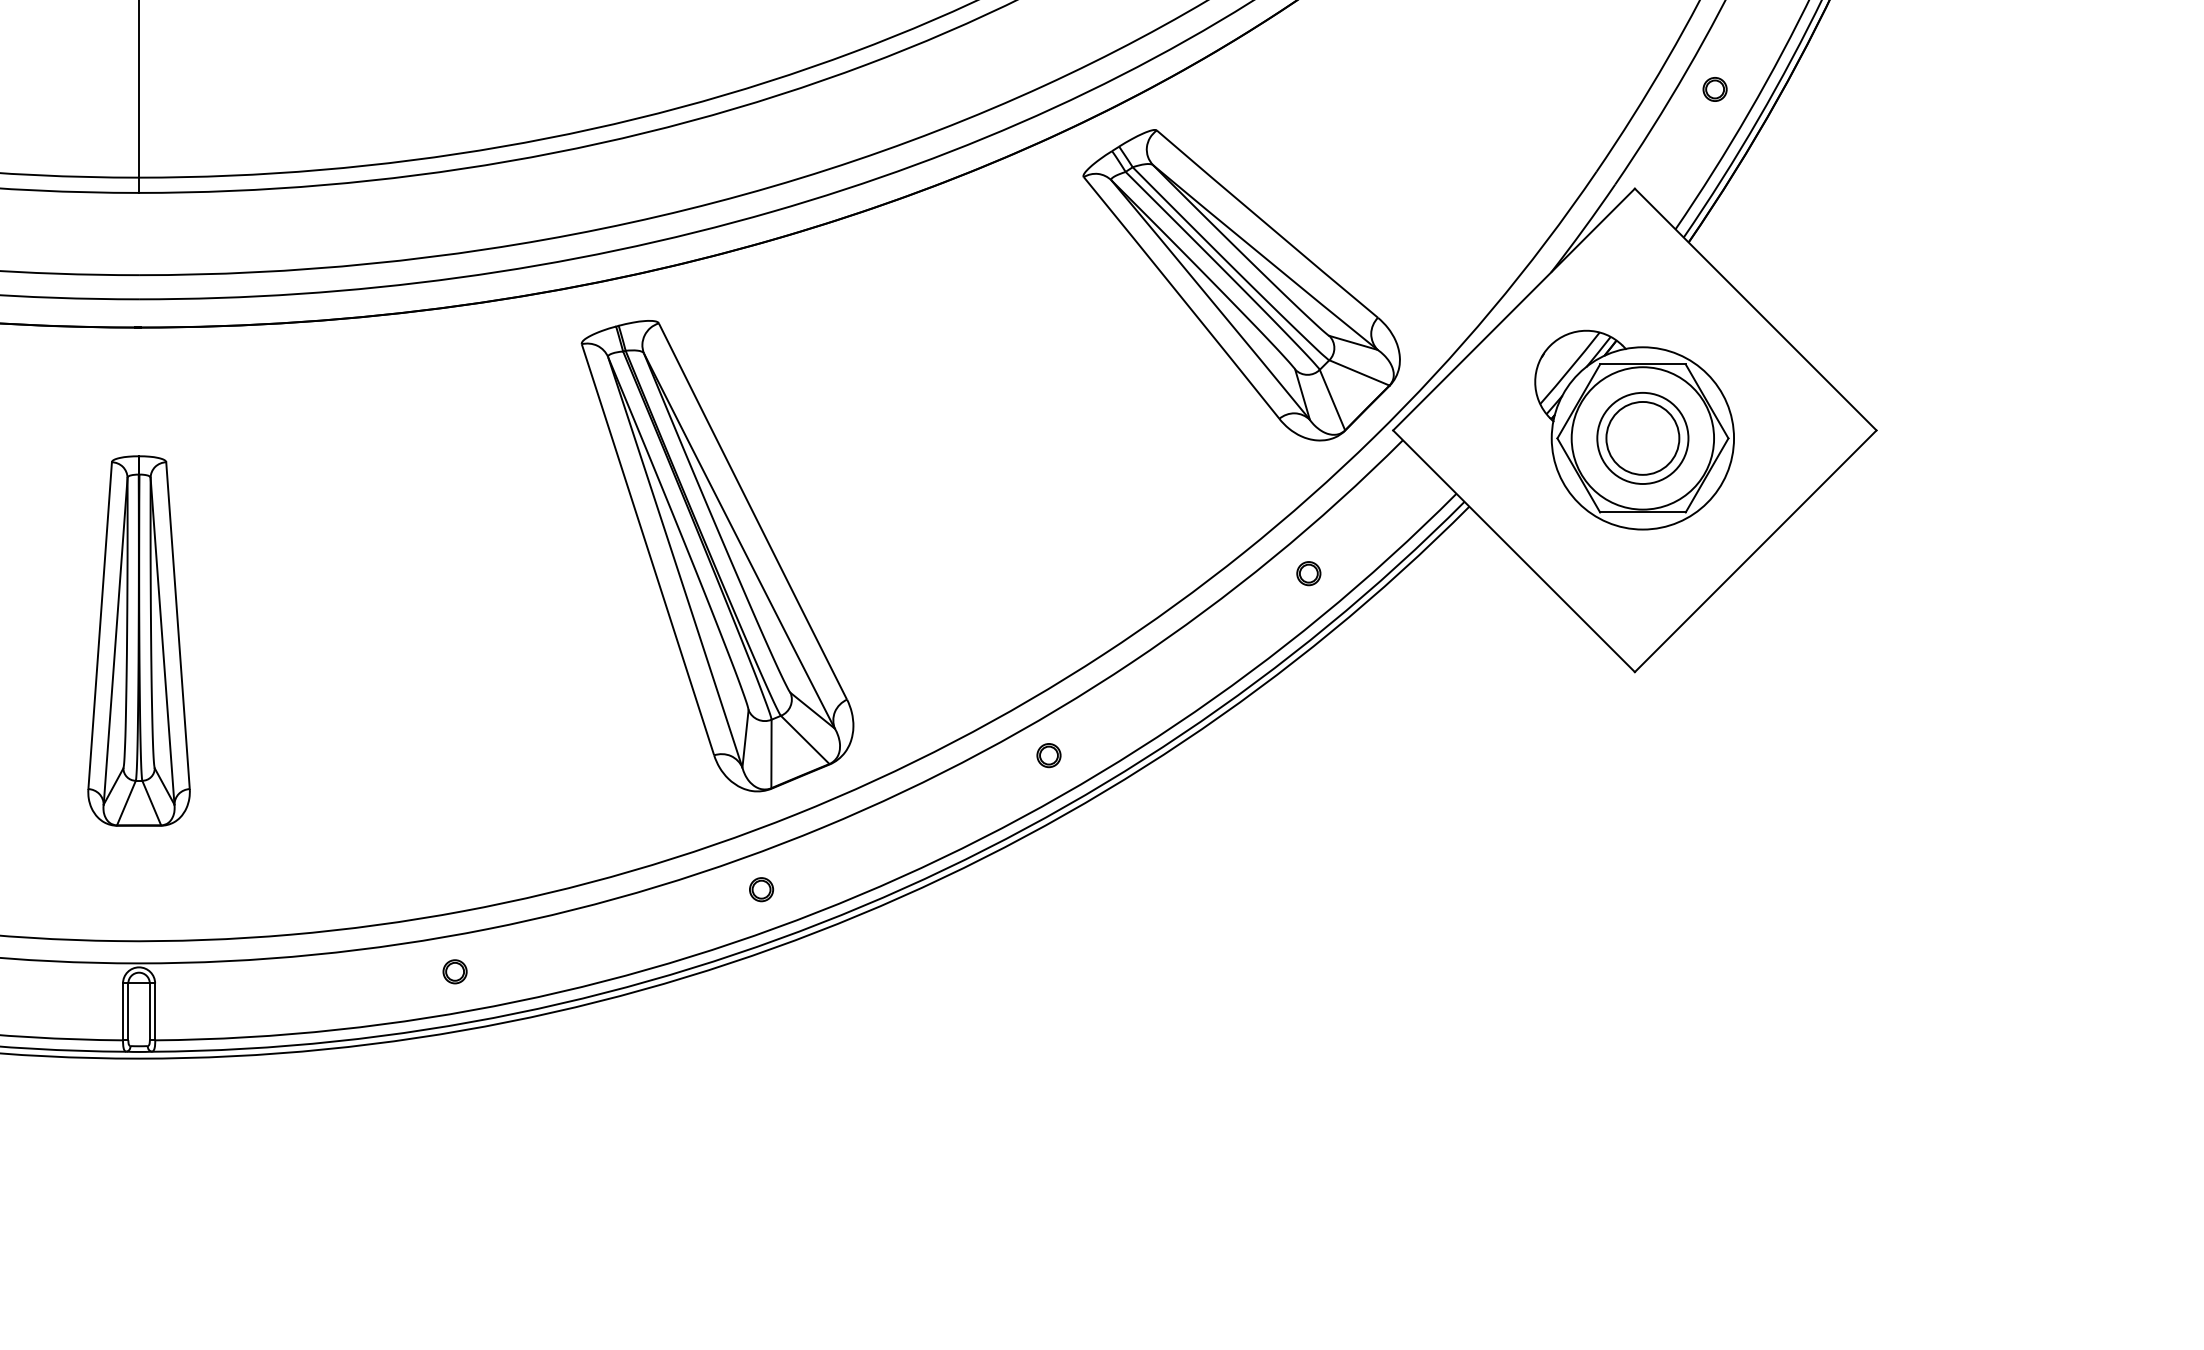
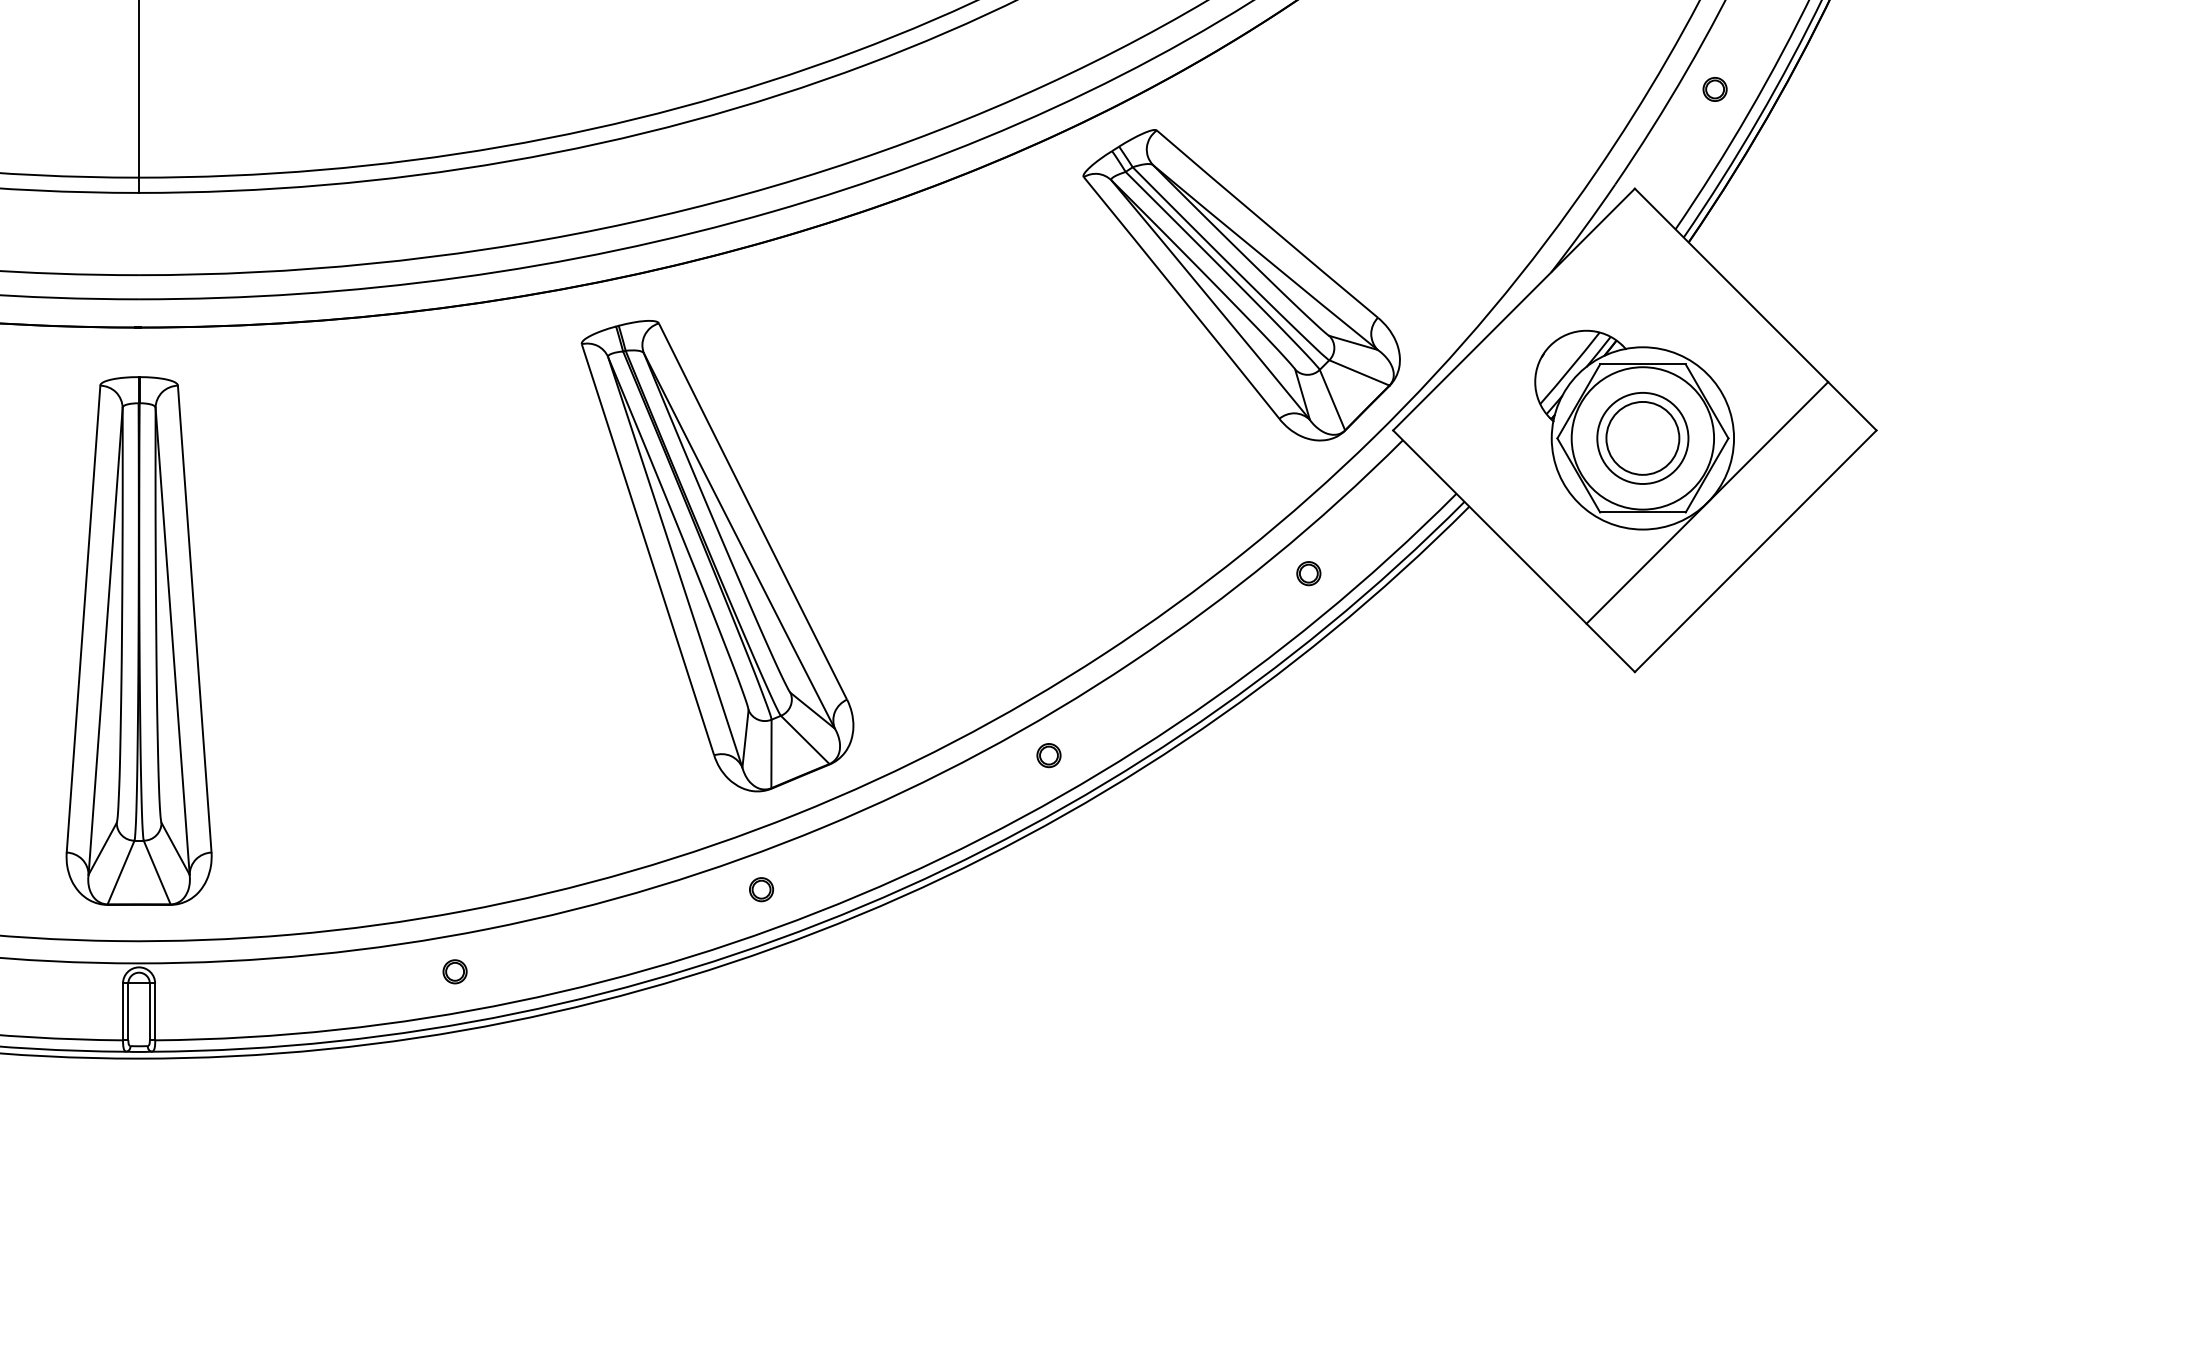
line: none -> present (1707, 502)
part size: 104x372 px -> 148x530 px (138, 640)
